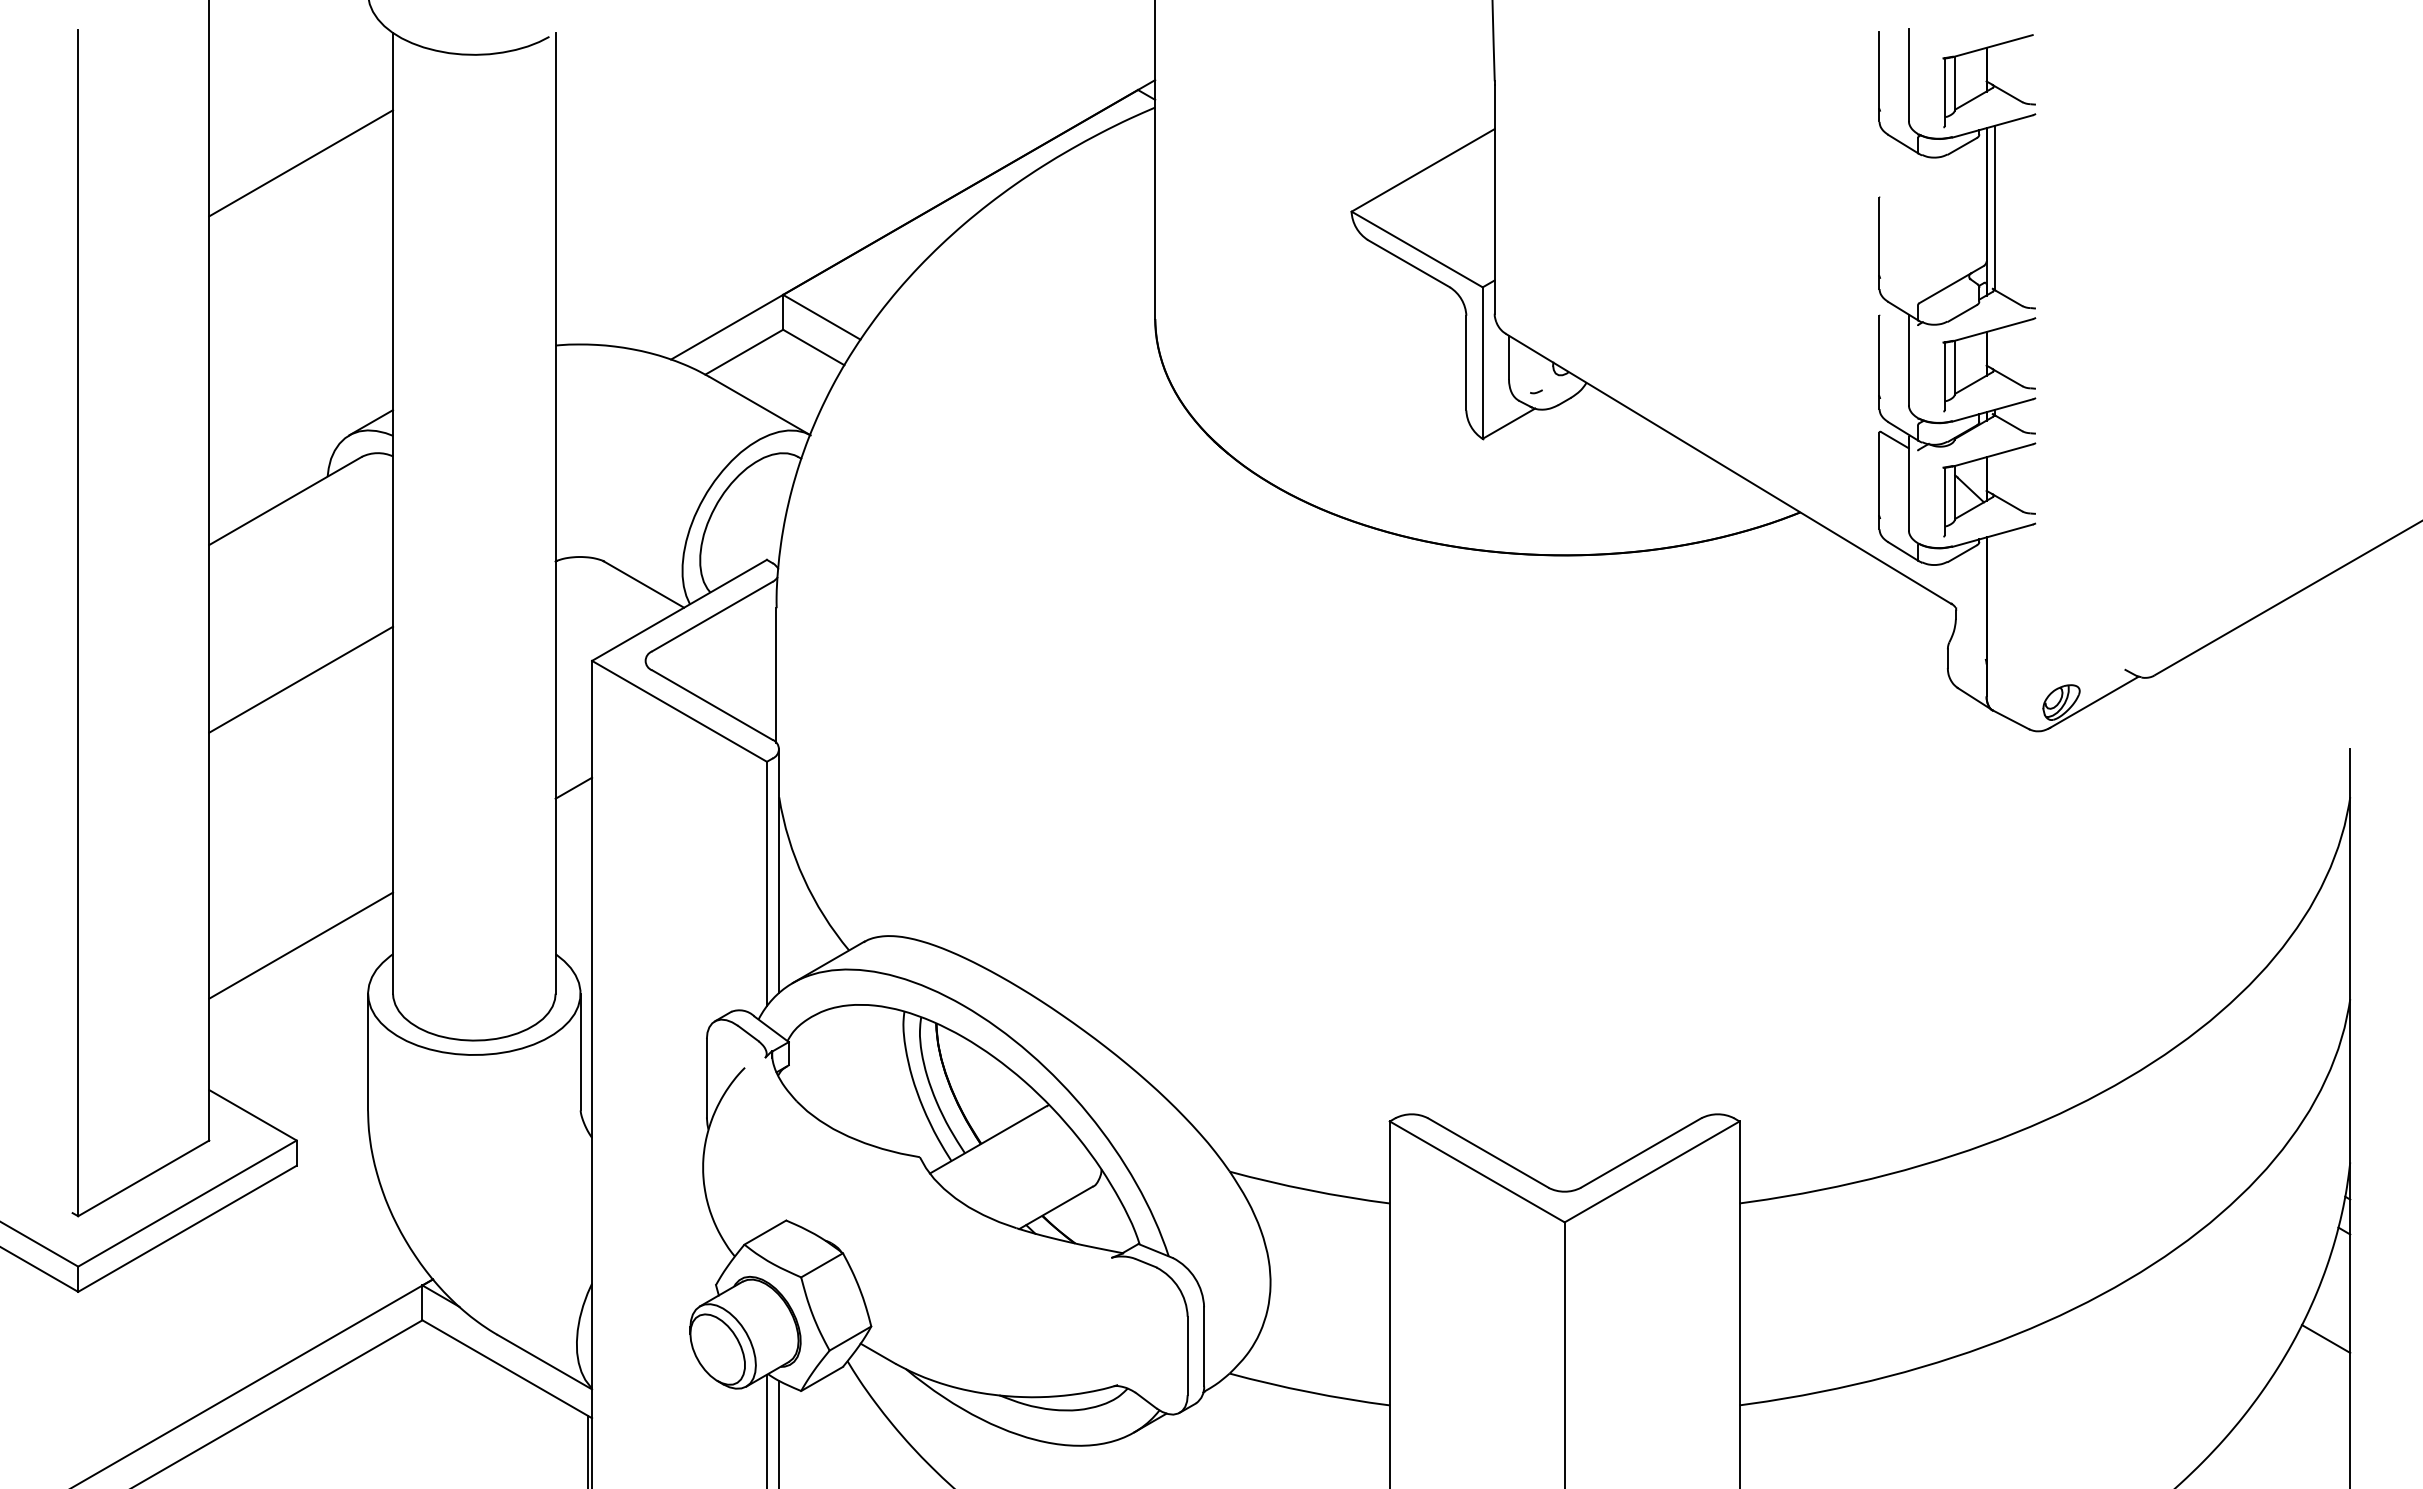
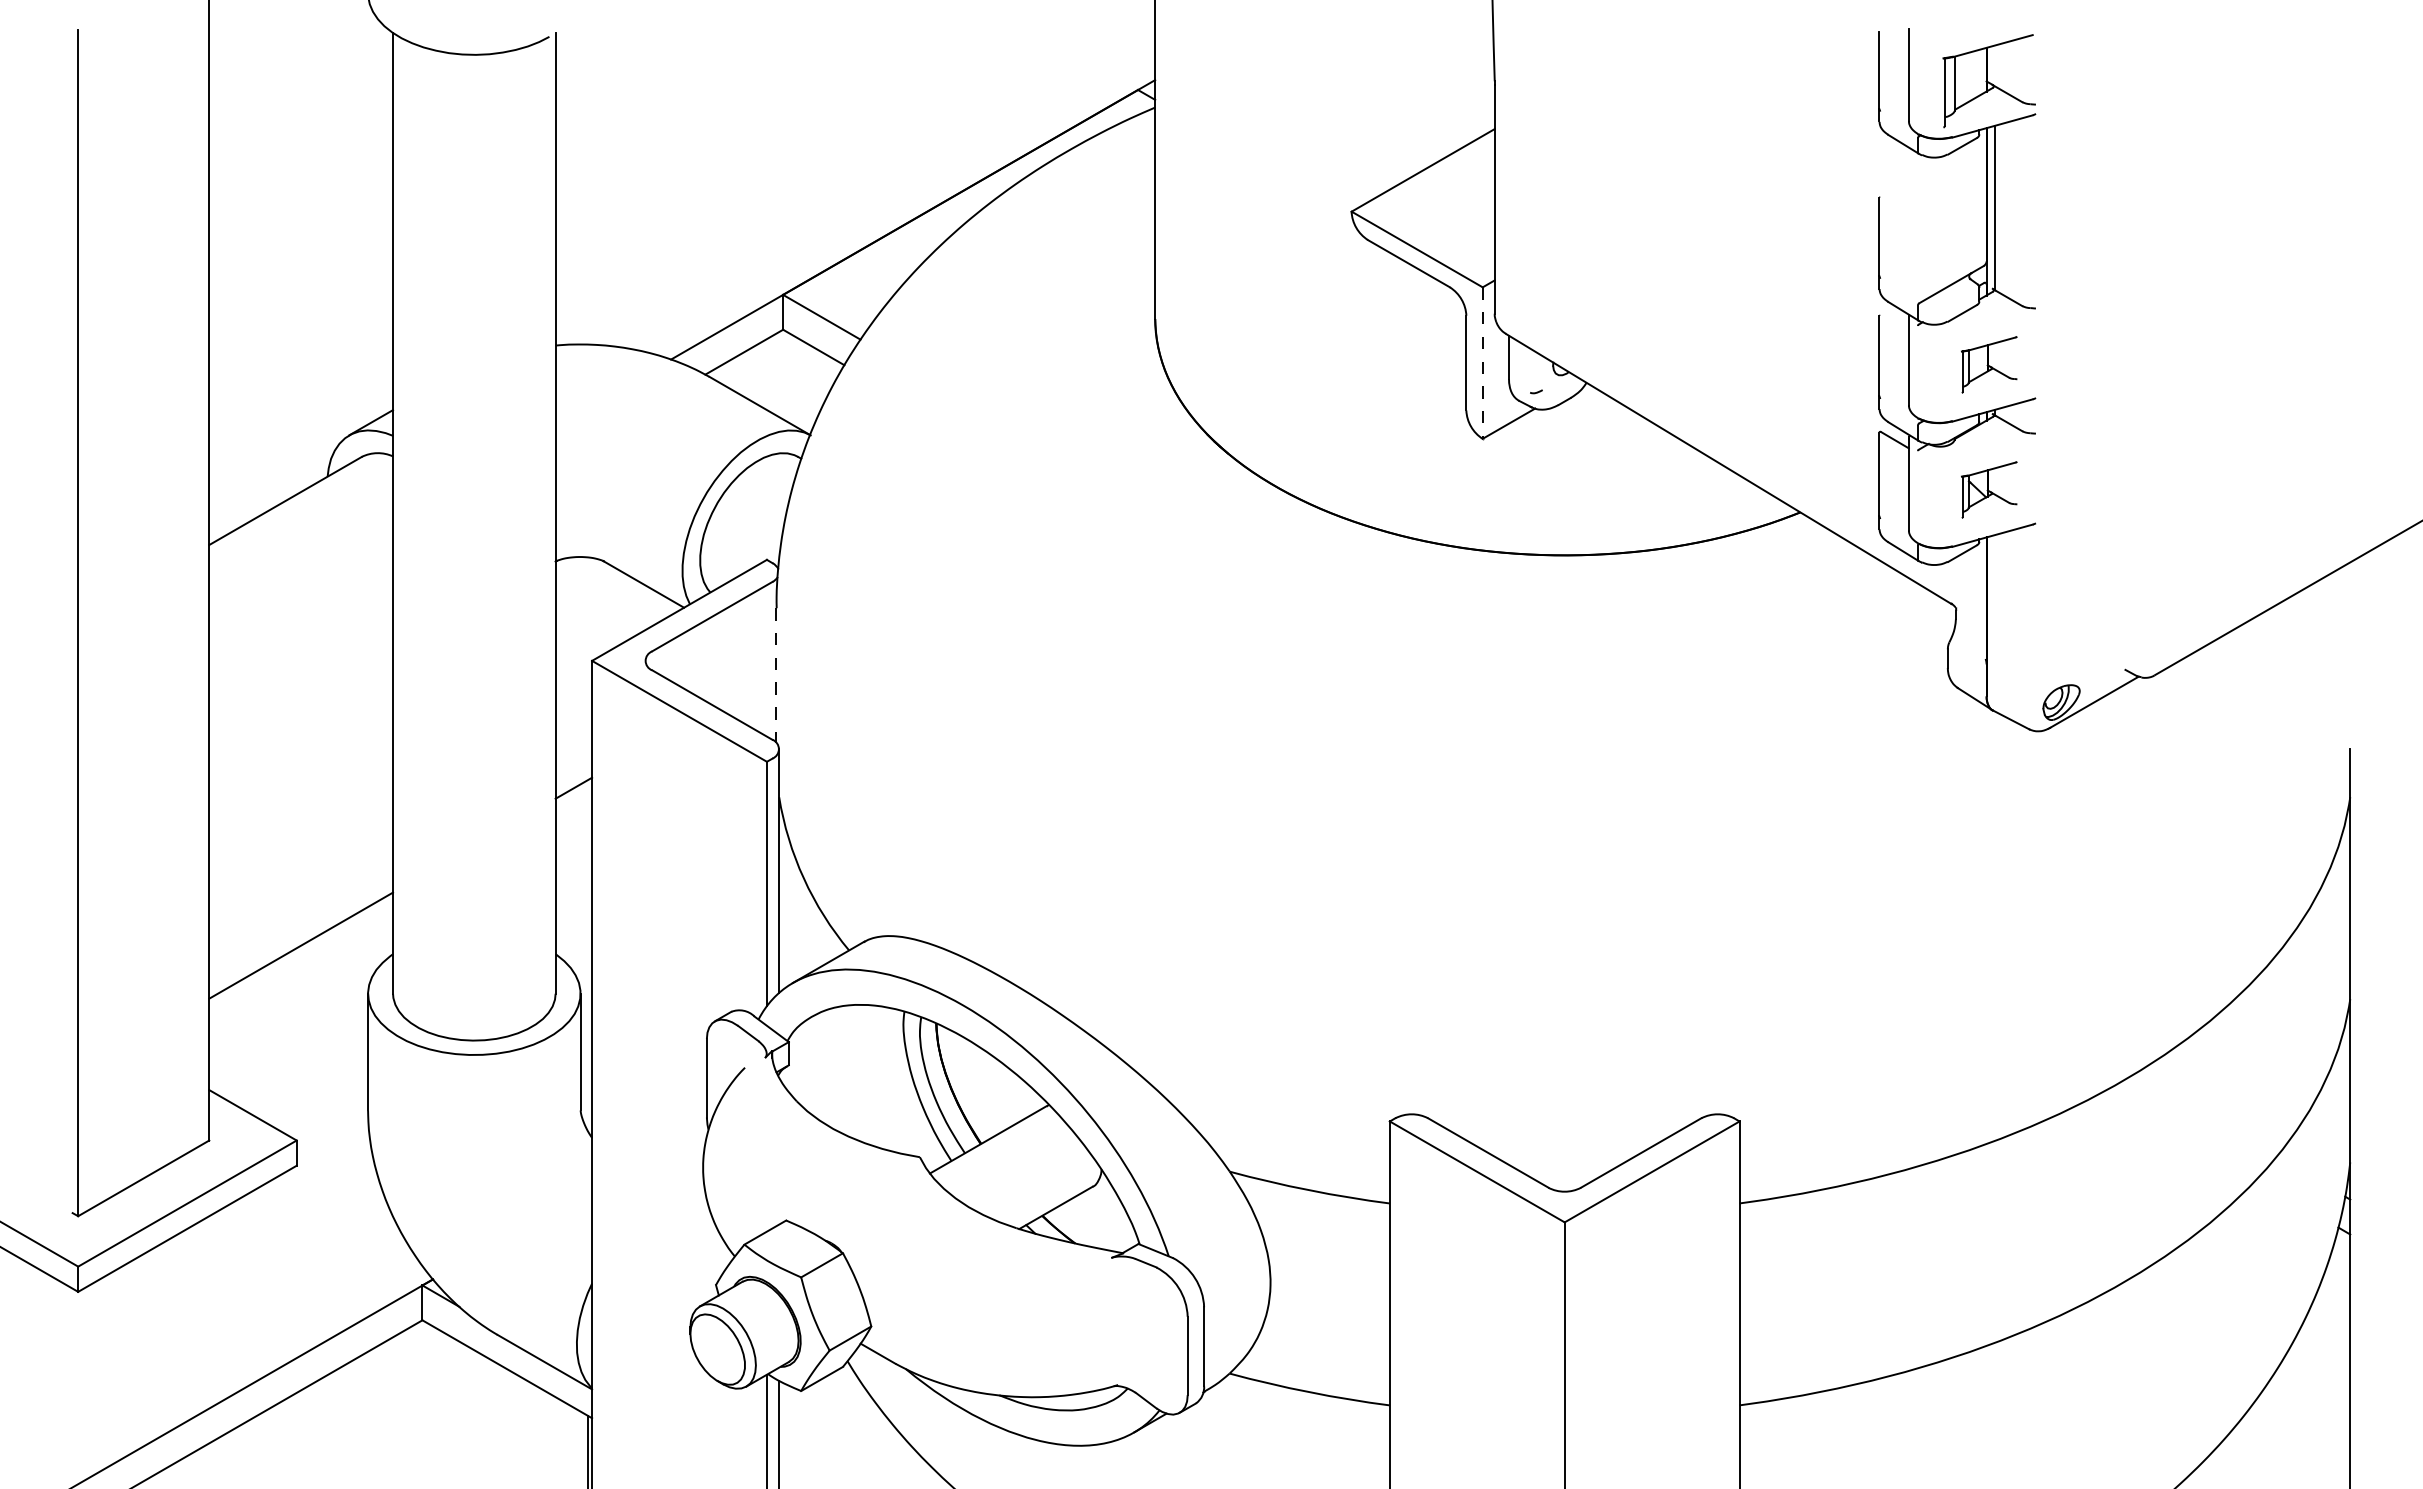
line: present -> none (301, 163)
line: solid -> dashed (1482, 363)
part size: 95x96 px -> 57x58 px (1989, 364)
part size: 95x96 px -> 57x58 px (1989, 489)
line: solid -> dashed (776, 676)
line: present -> none (301, 679)
line: present -> none (2325, 1338)
